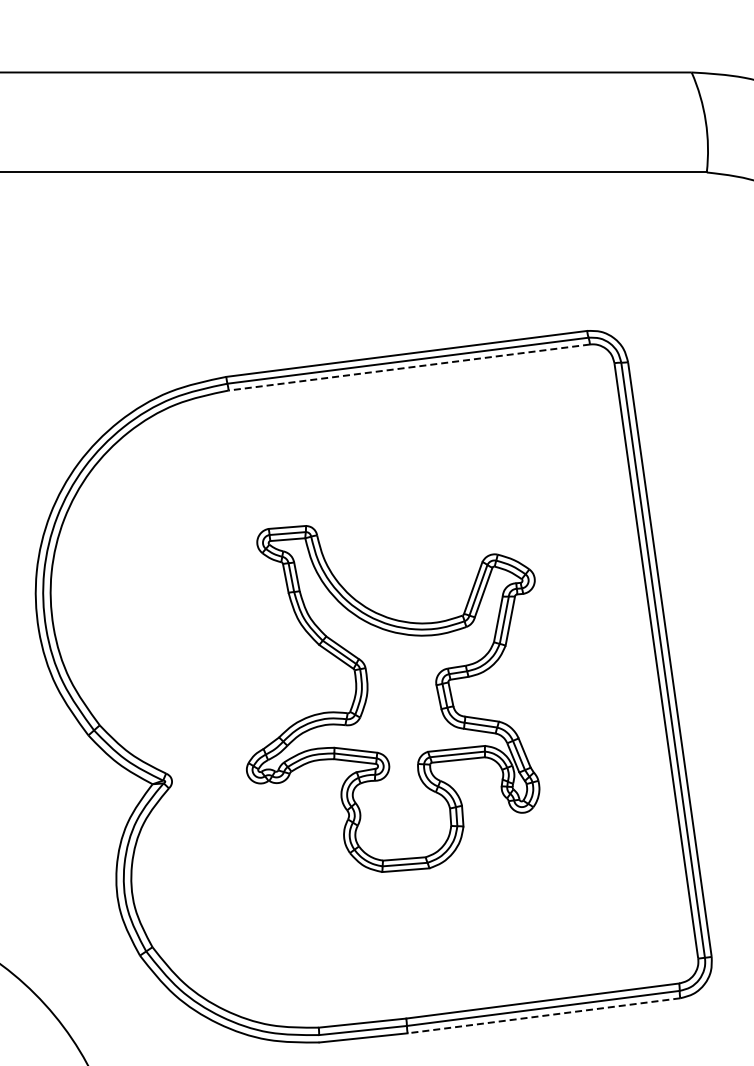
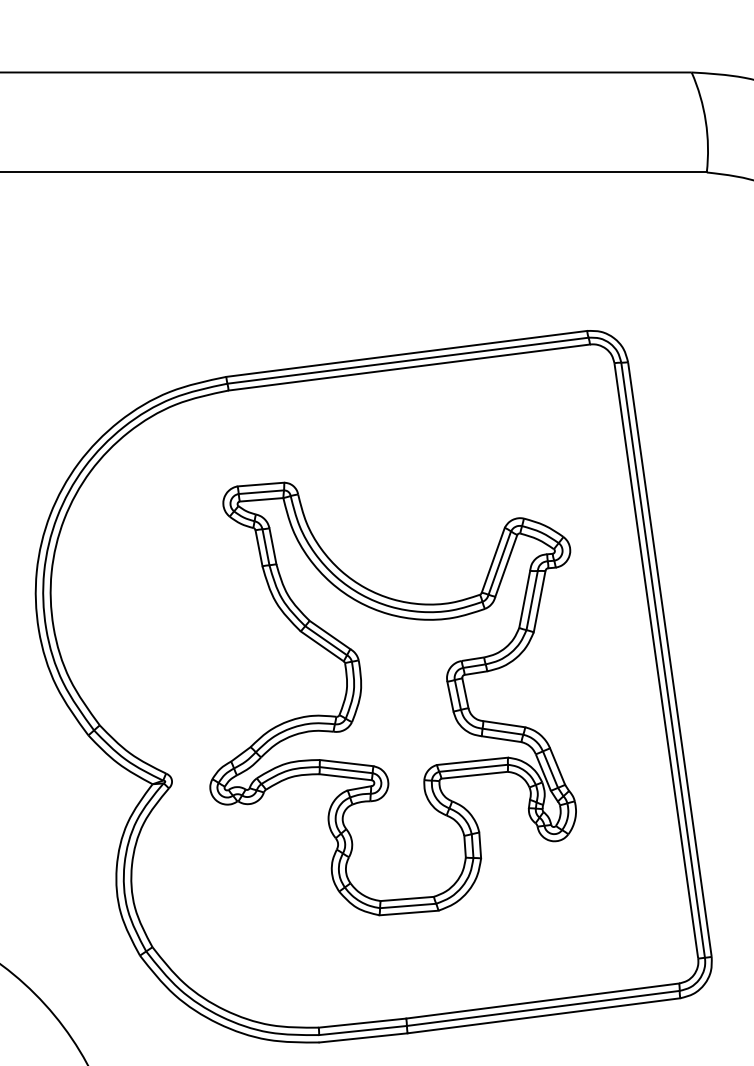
line: dashed -> solid (408, 367)
part size: 295x348 px -> 368x436 px (392, 698)
line: dashed -> solid (543, 1015)
